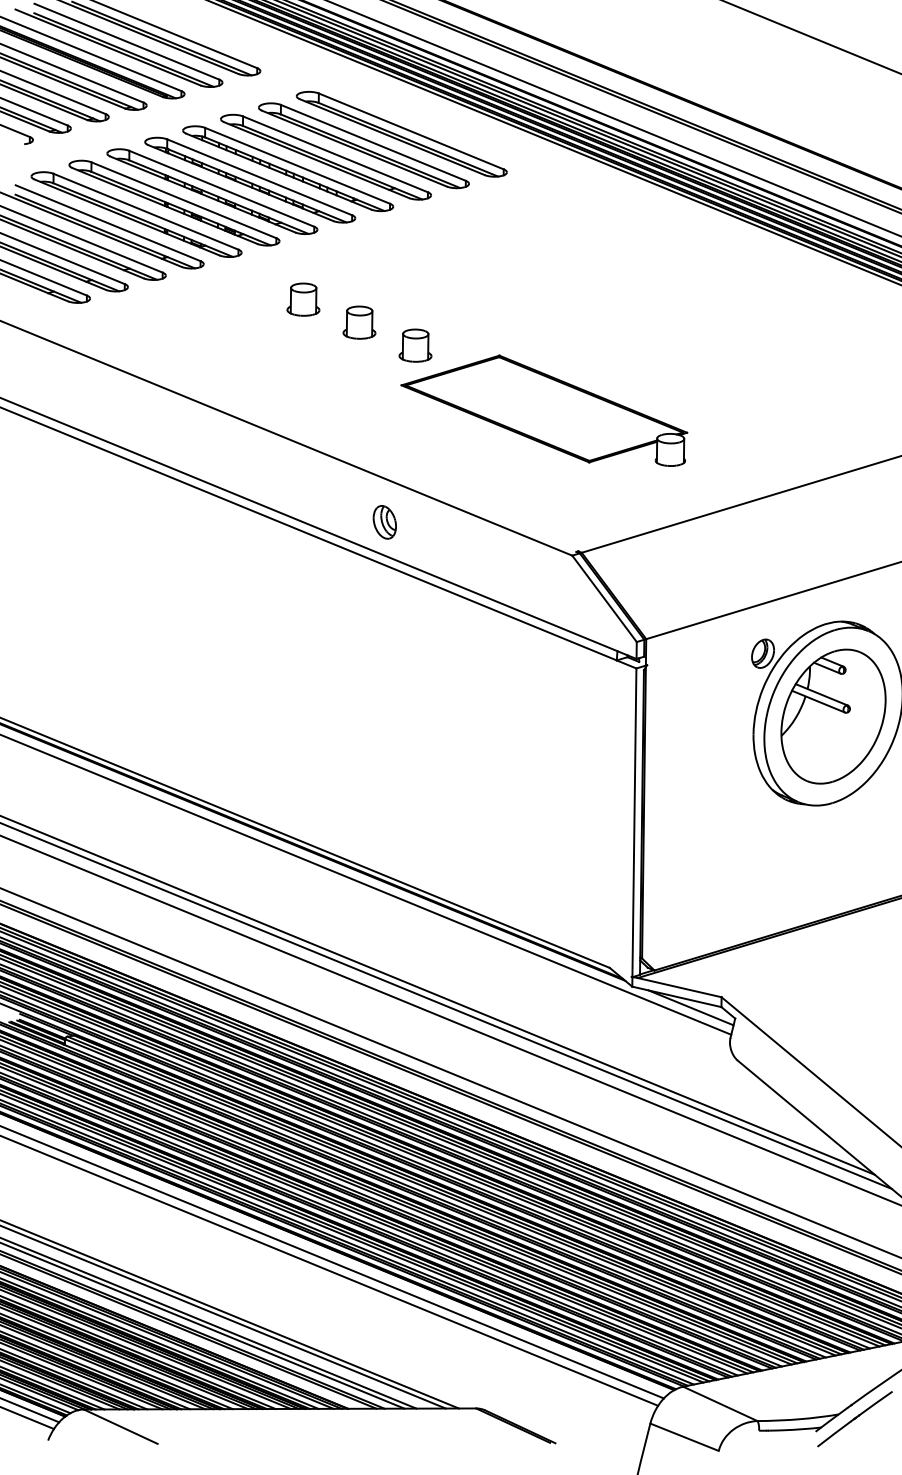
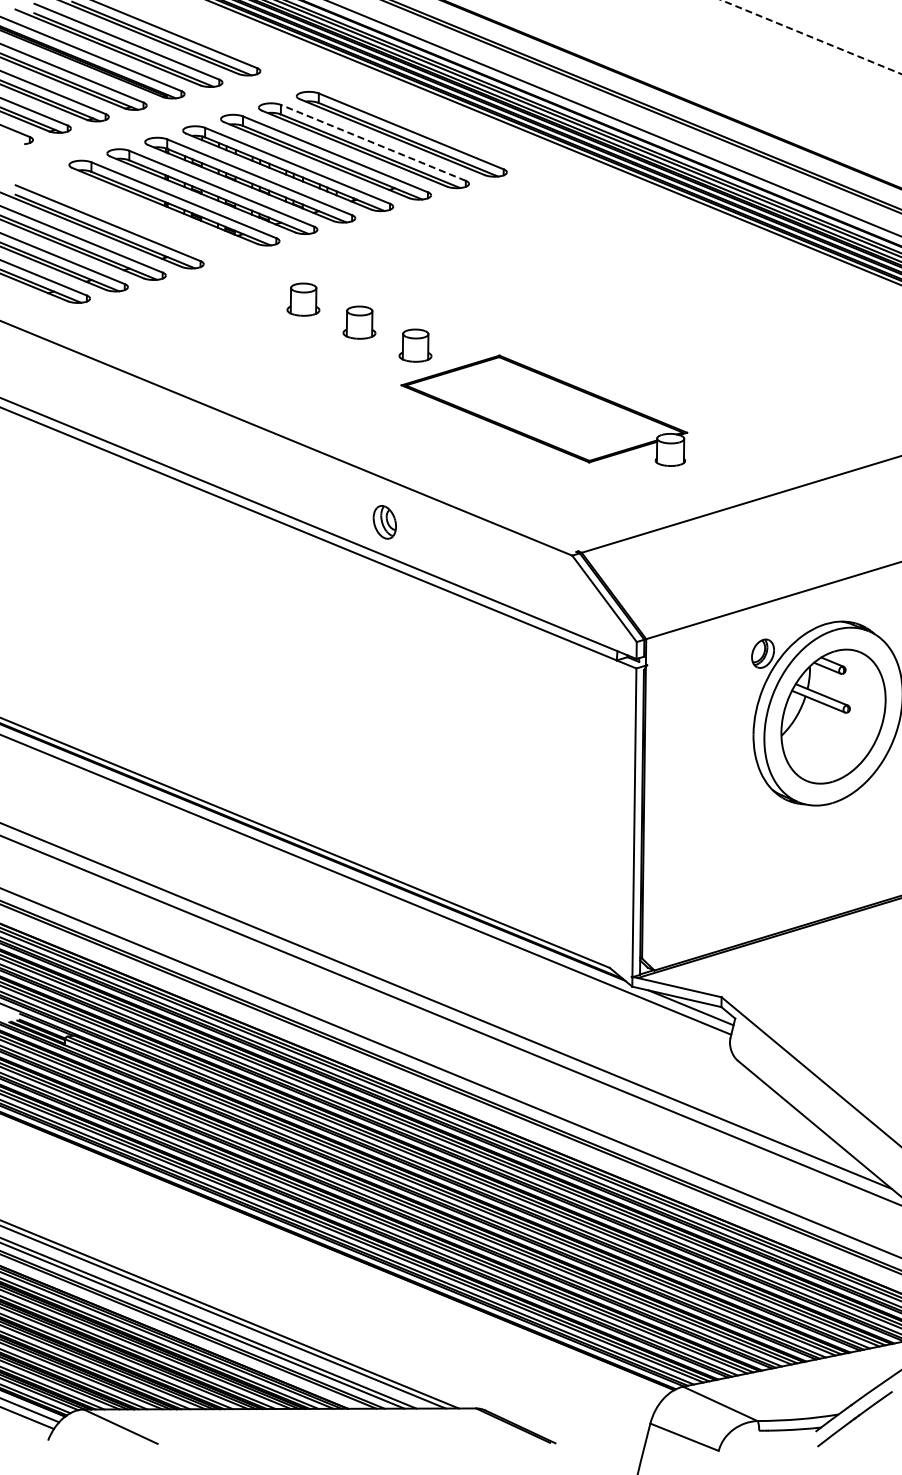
line: solid -> dashed (811, 37)
line: solid -> dashed (373, 142)
part: present -> none (136, 214)
line: present -> none (438, 995)
line: present -> none (332, 1262)
line: present -> none (330, 1270)
